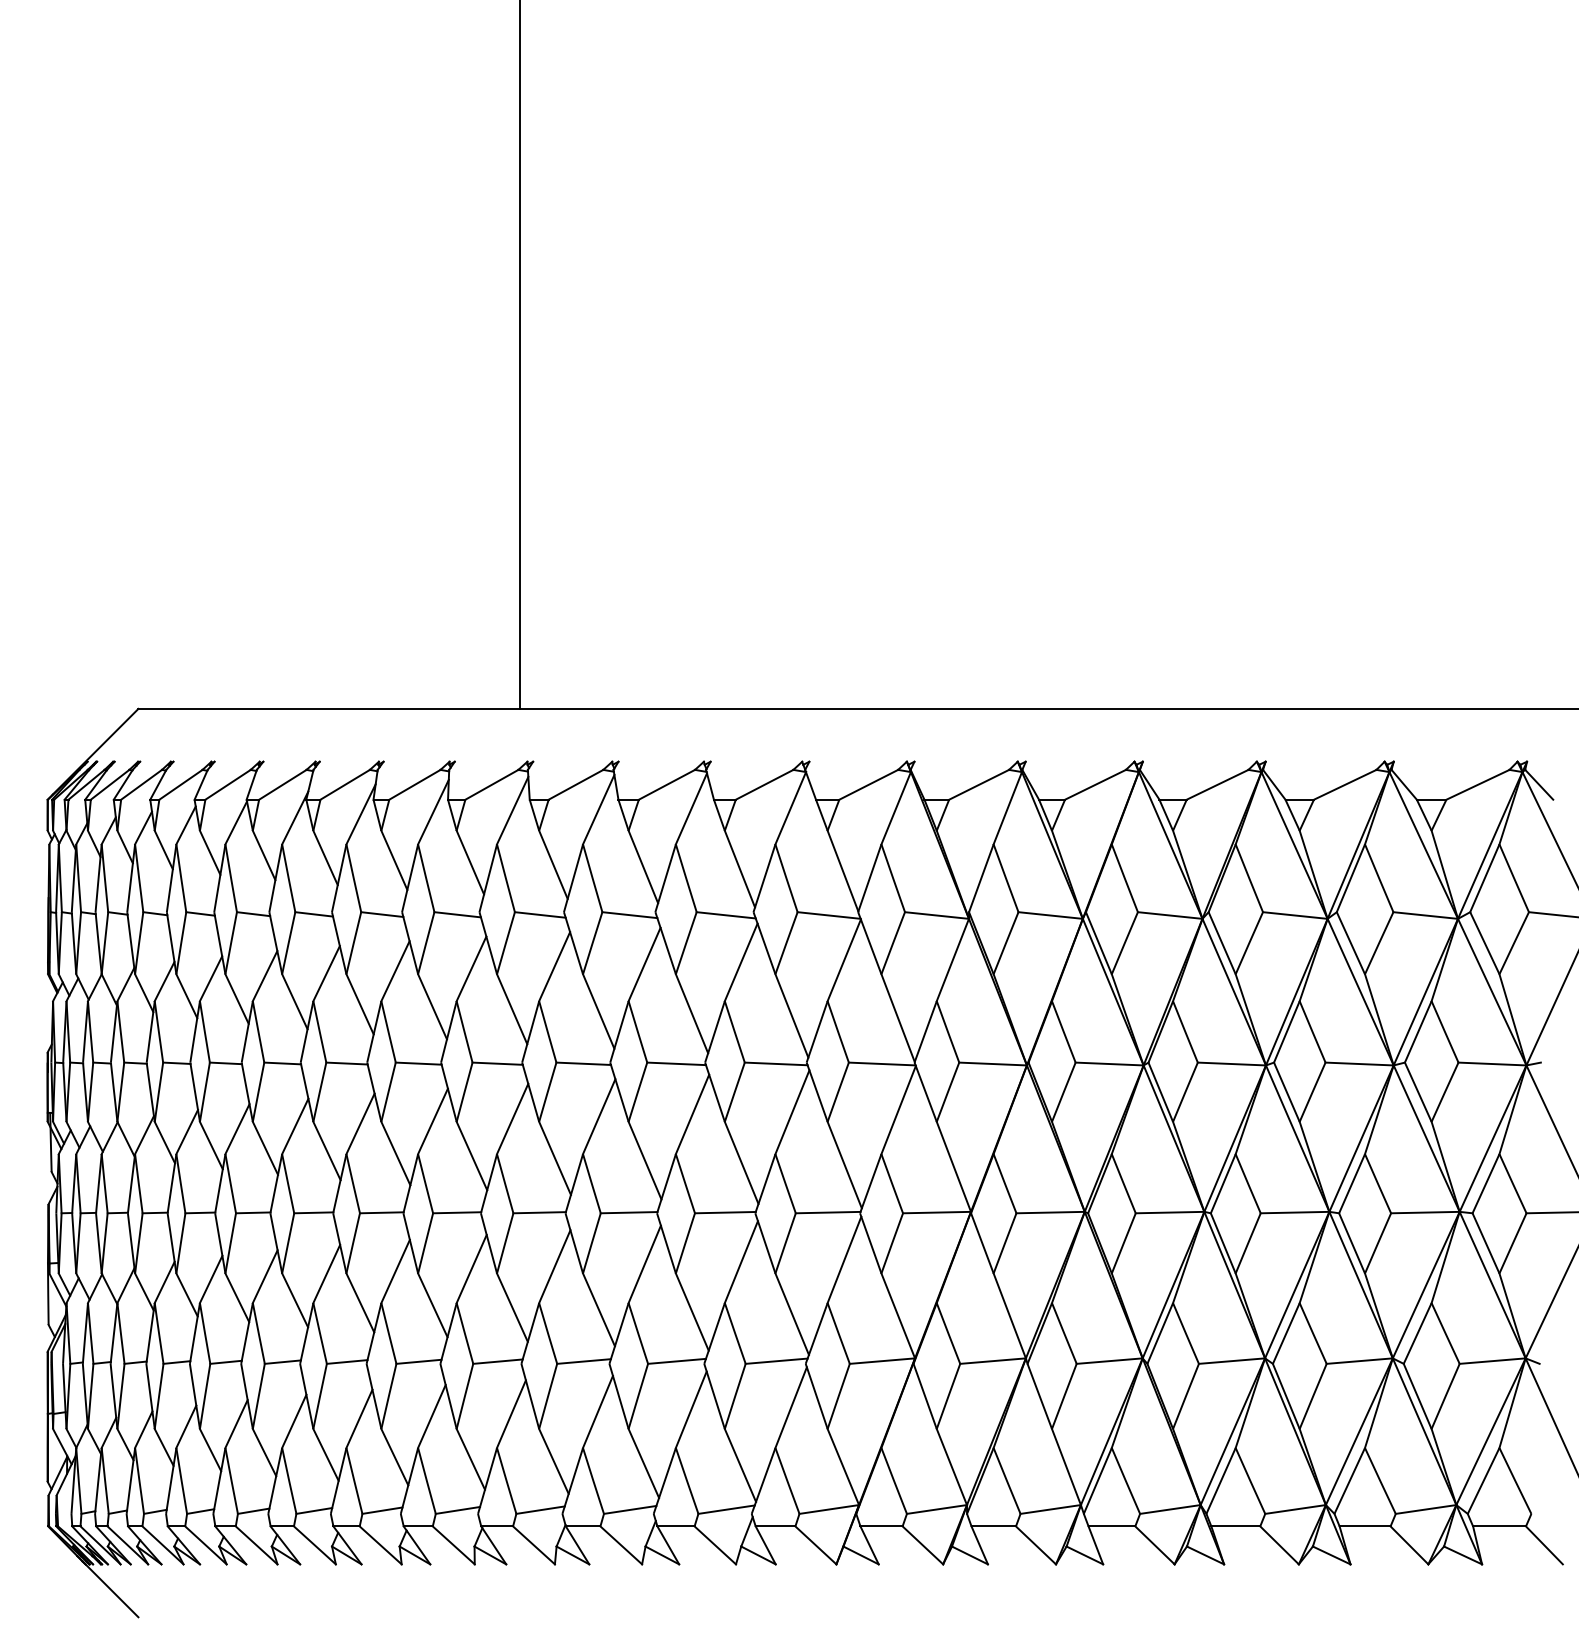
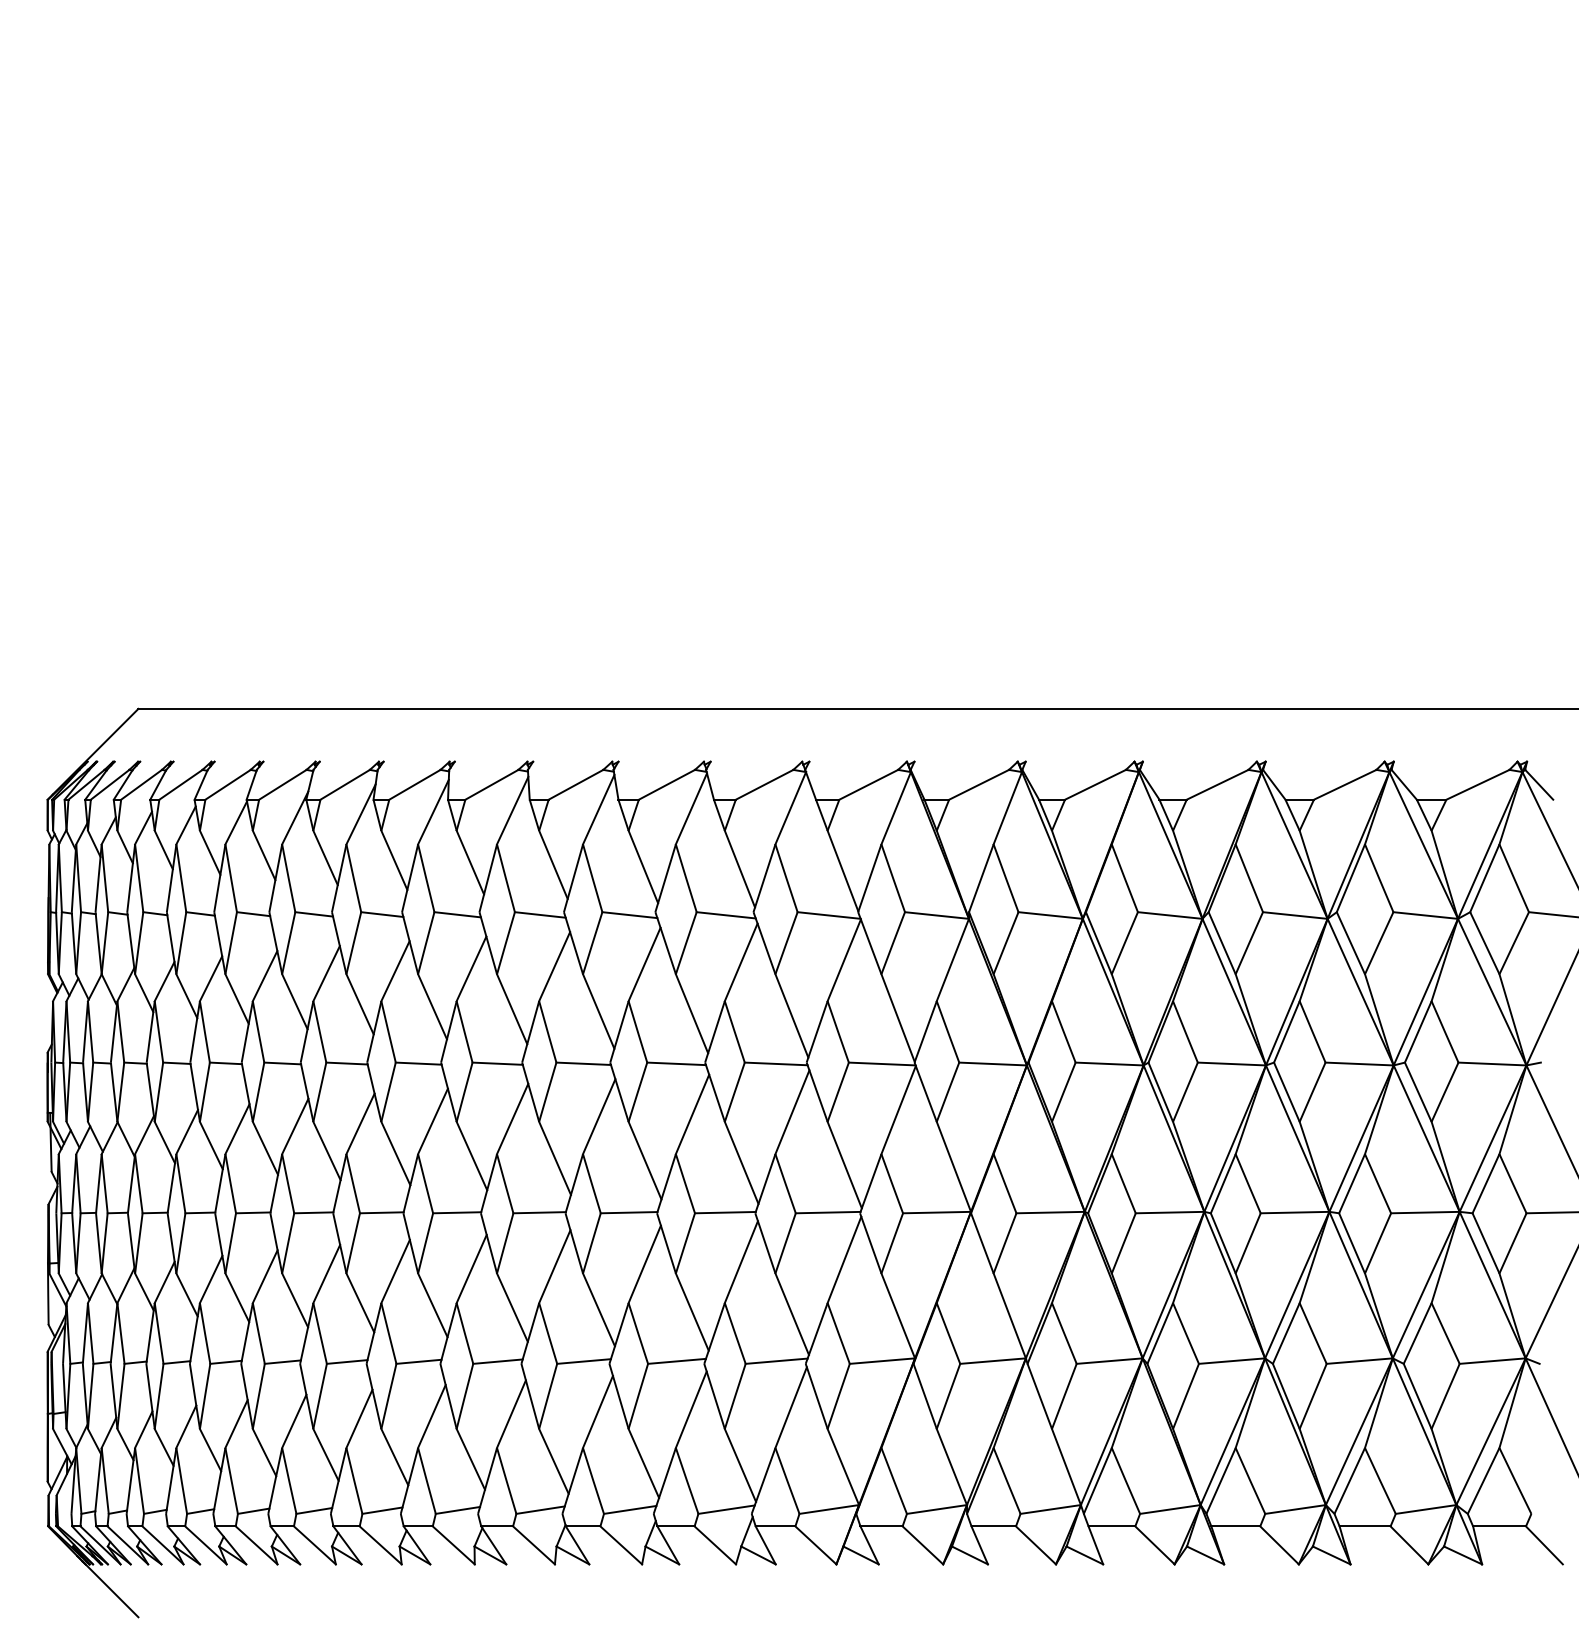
line: present -> none (519, 355)
